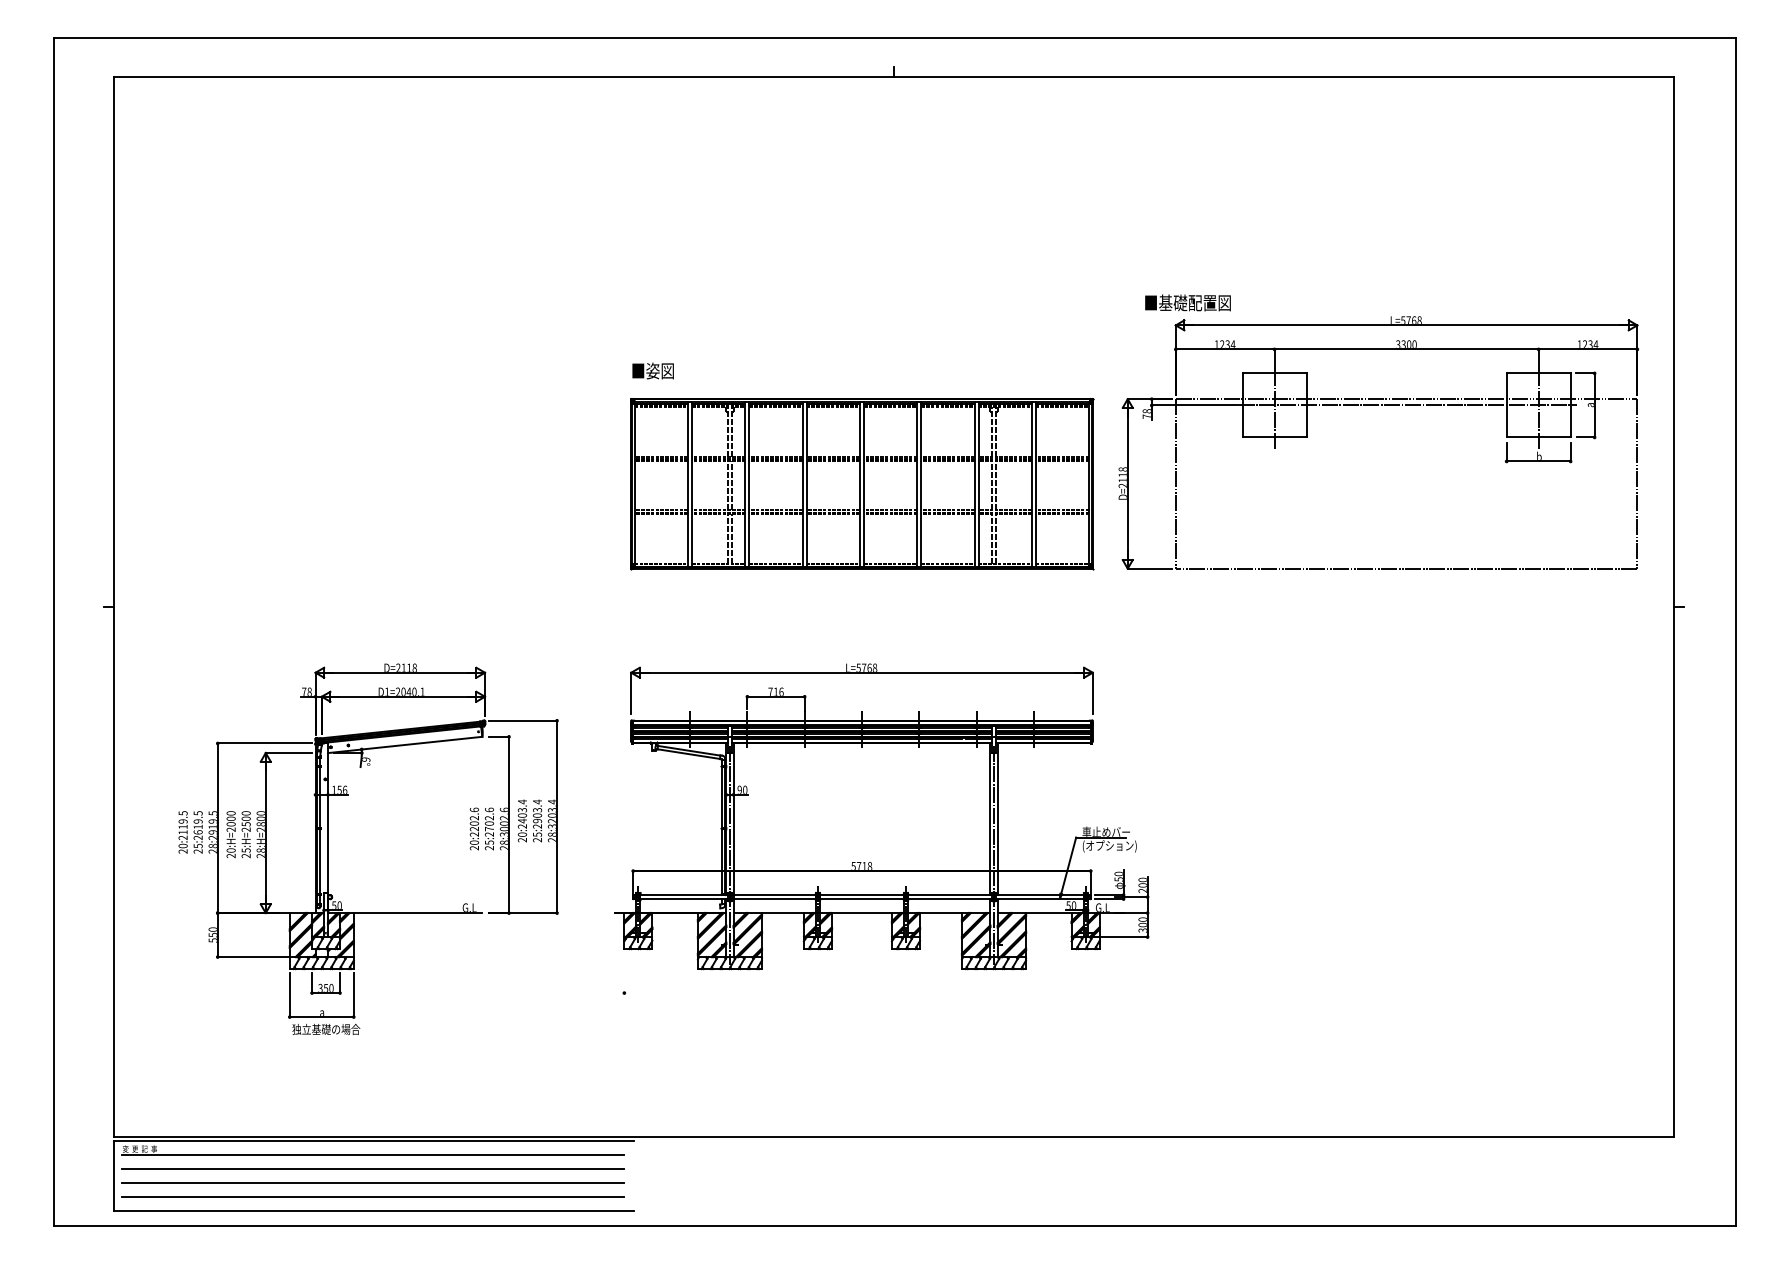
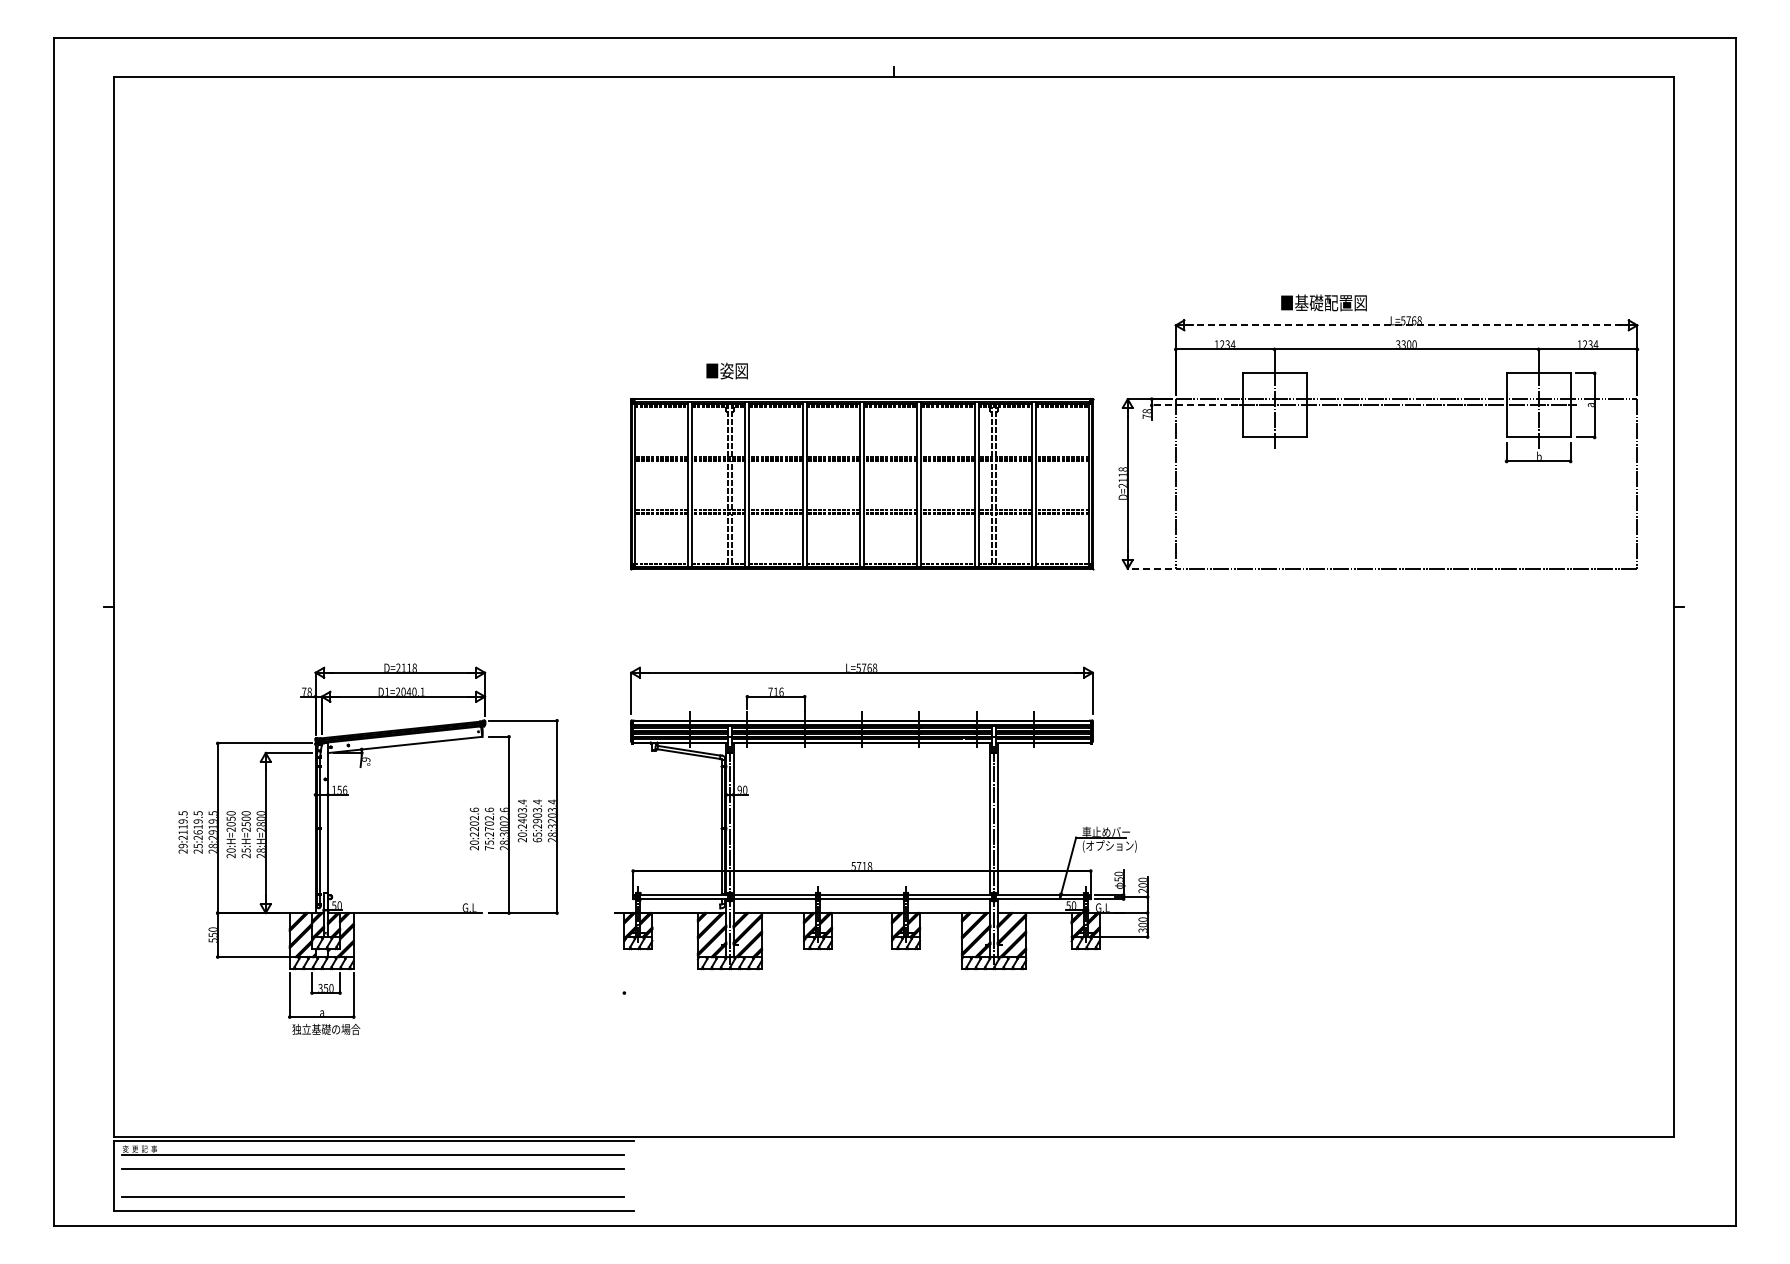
text position: (1187, 302) -> (1323, 302) (1323, 302)
line: solid -> dashed (1406, 325)
text position: (652, 370) -> (726, 370) (726, 370)
line: solid -> dashed (1194, 405)
line: solid -> dashed (1149, 568)
text: 20:H=2000 -> 20:H=2050 (230, 818)
text: 25:2903.4 -> 65:2903.4 (537, 839)
text: 20:2119.5 -> 29:2119.5 (183, 846)
text: 25:2702.6 -> 75:2702.6 (488, 848)
line: present -> none (372, 1183)
